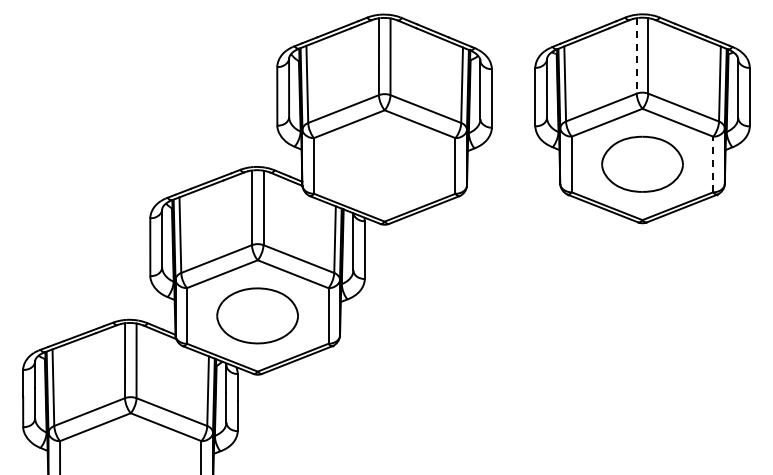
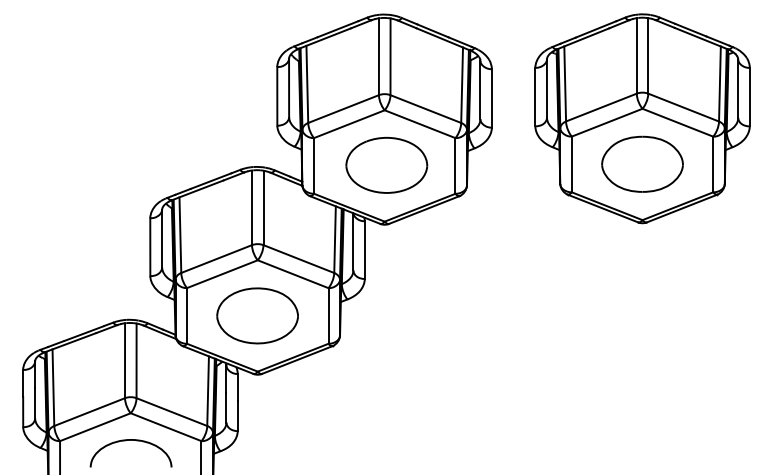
line: dashed -> solid (636, 55)
line: dashed -> solid (713, 164)
part: none -> present (386, 165)
curve: none -> present (130, 440)
